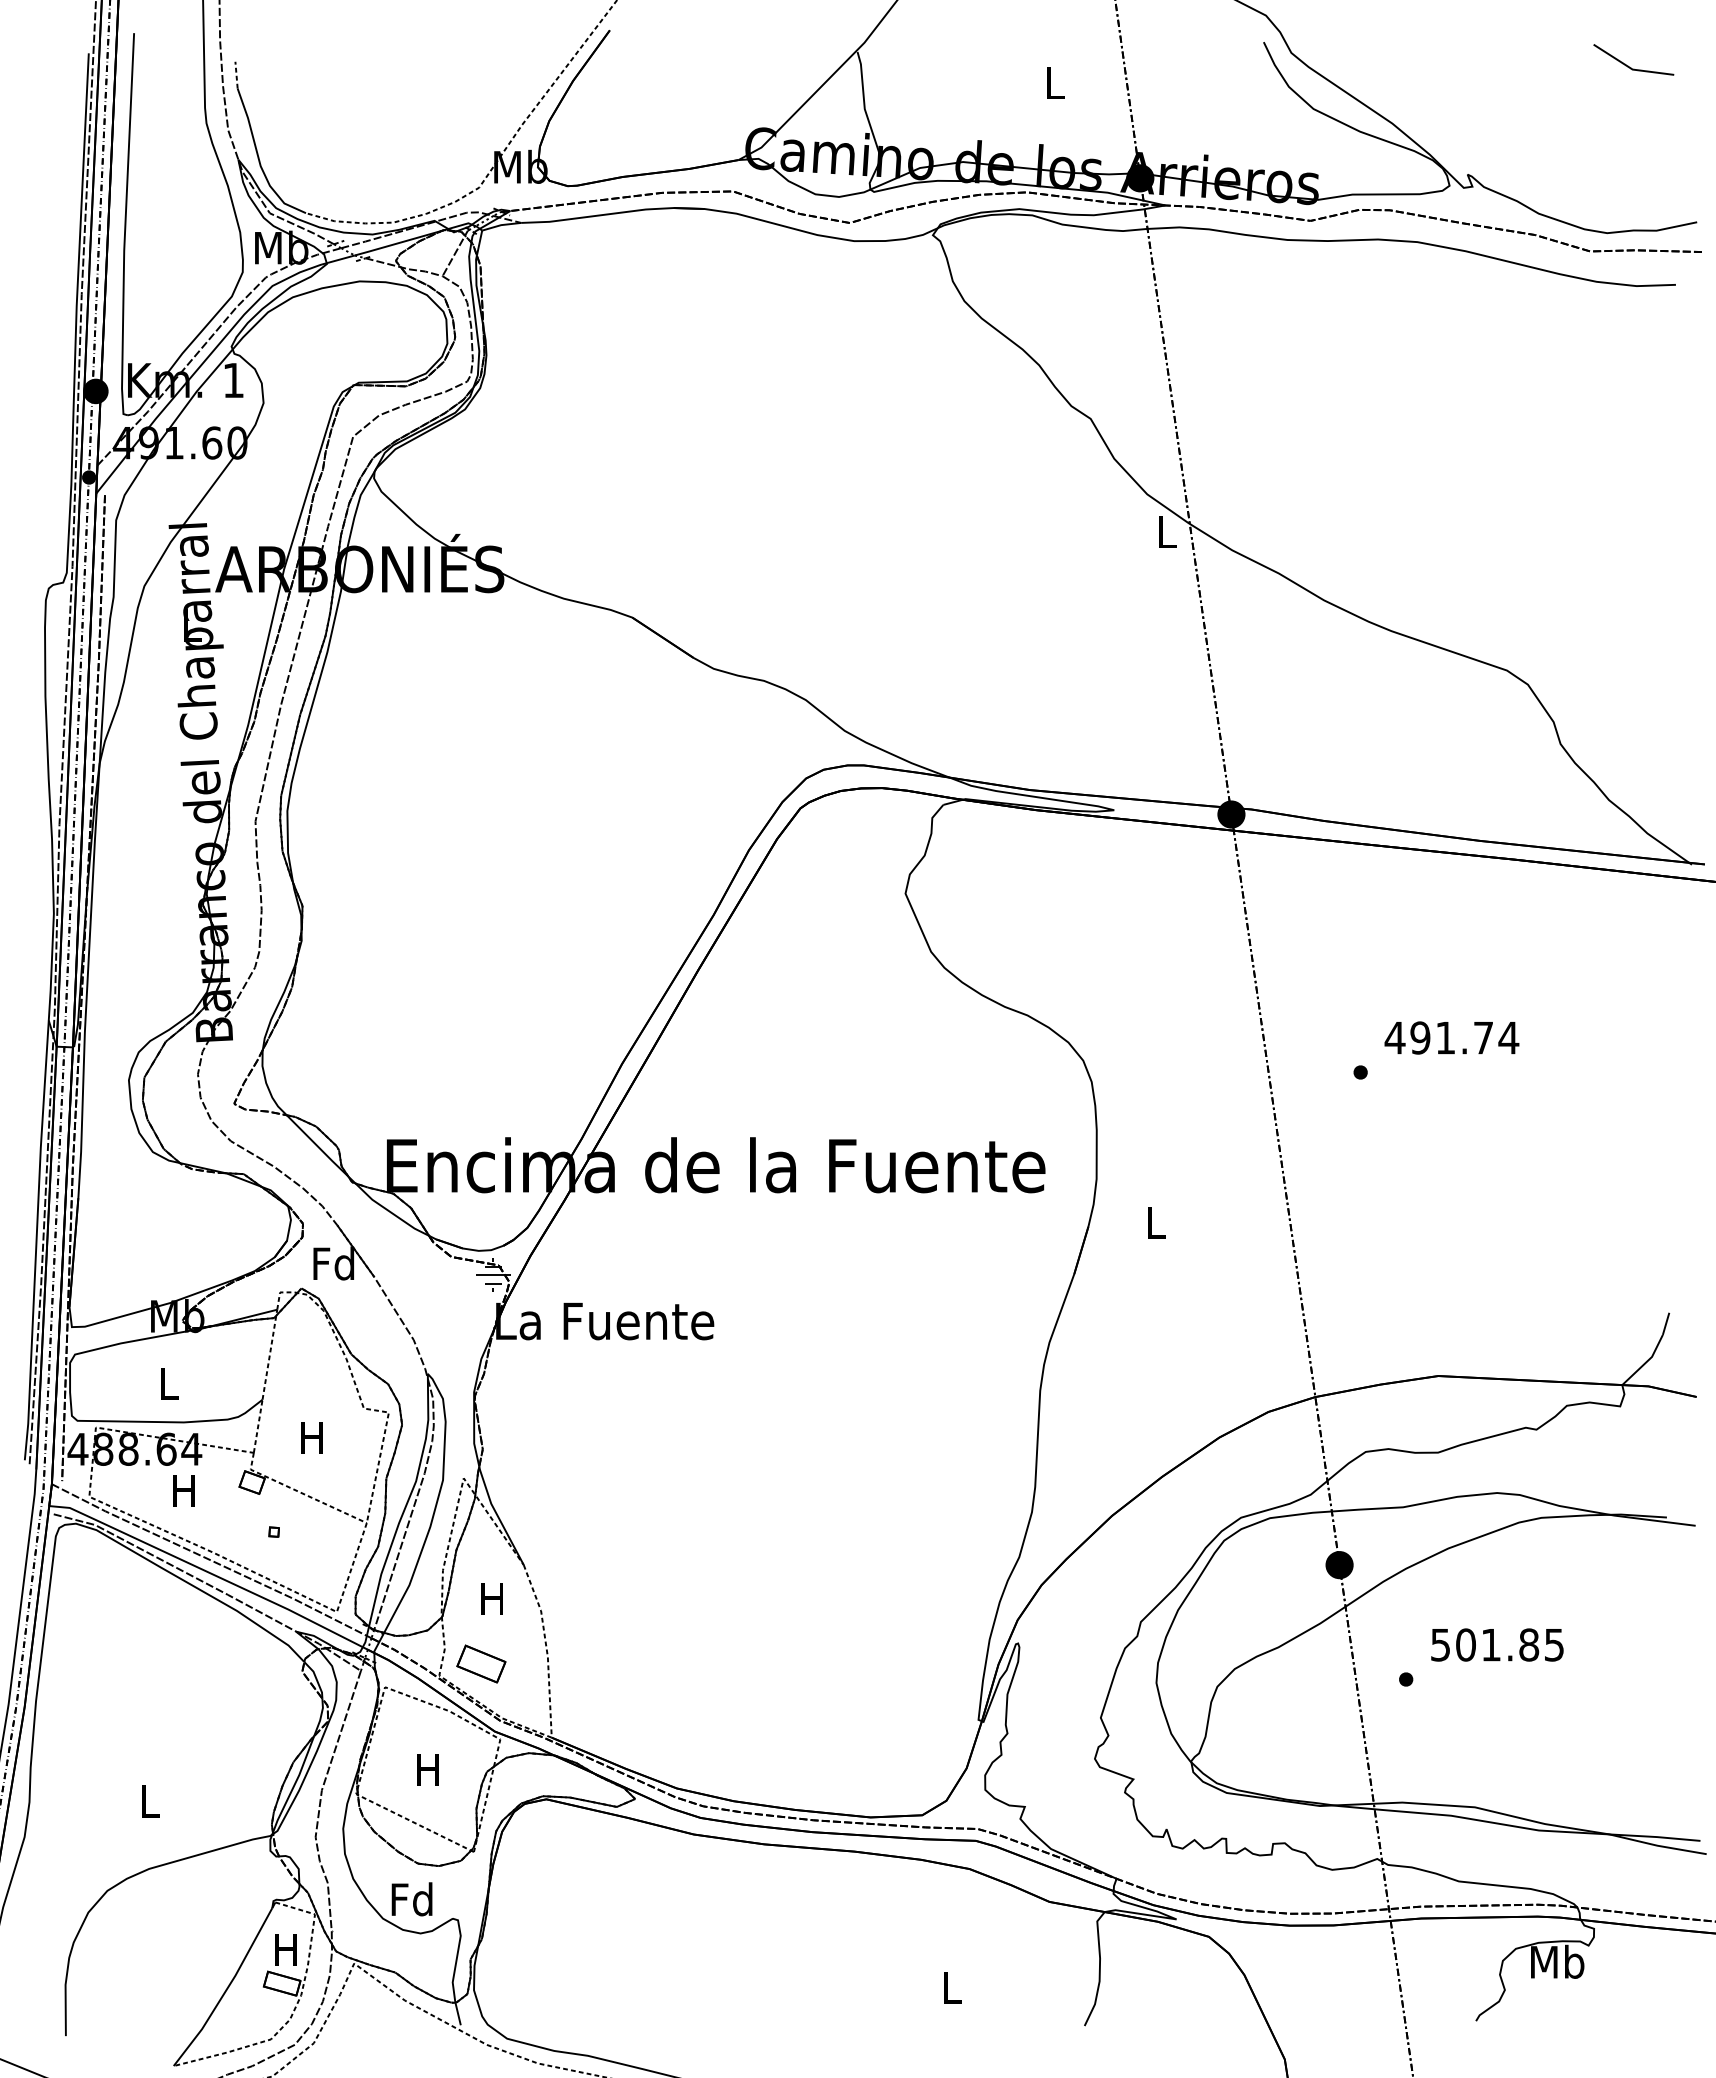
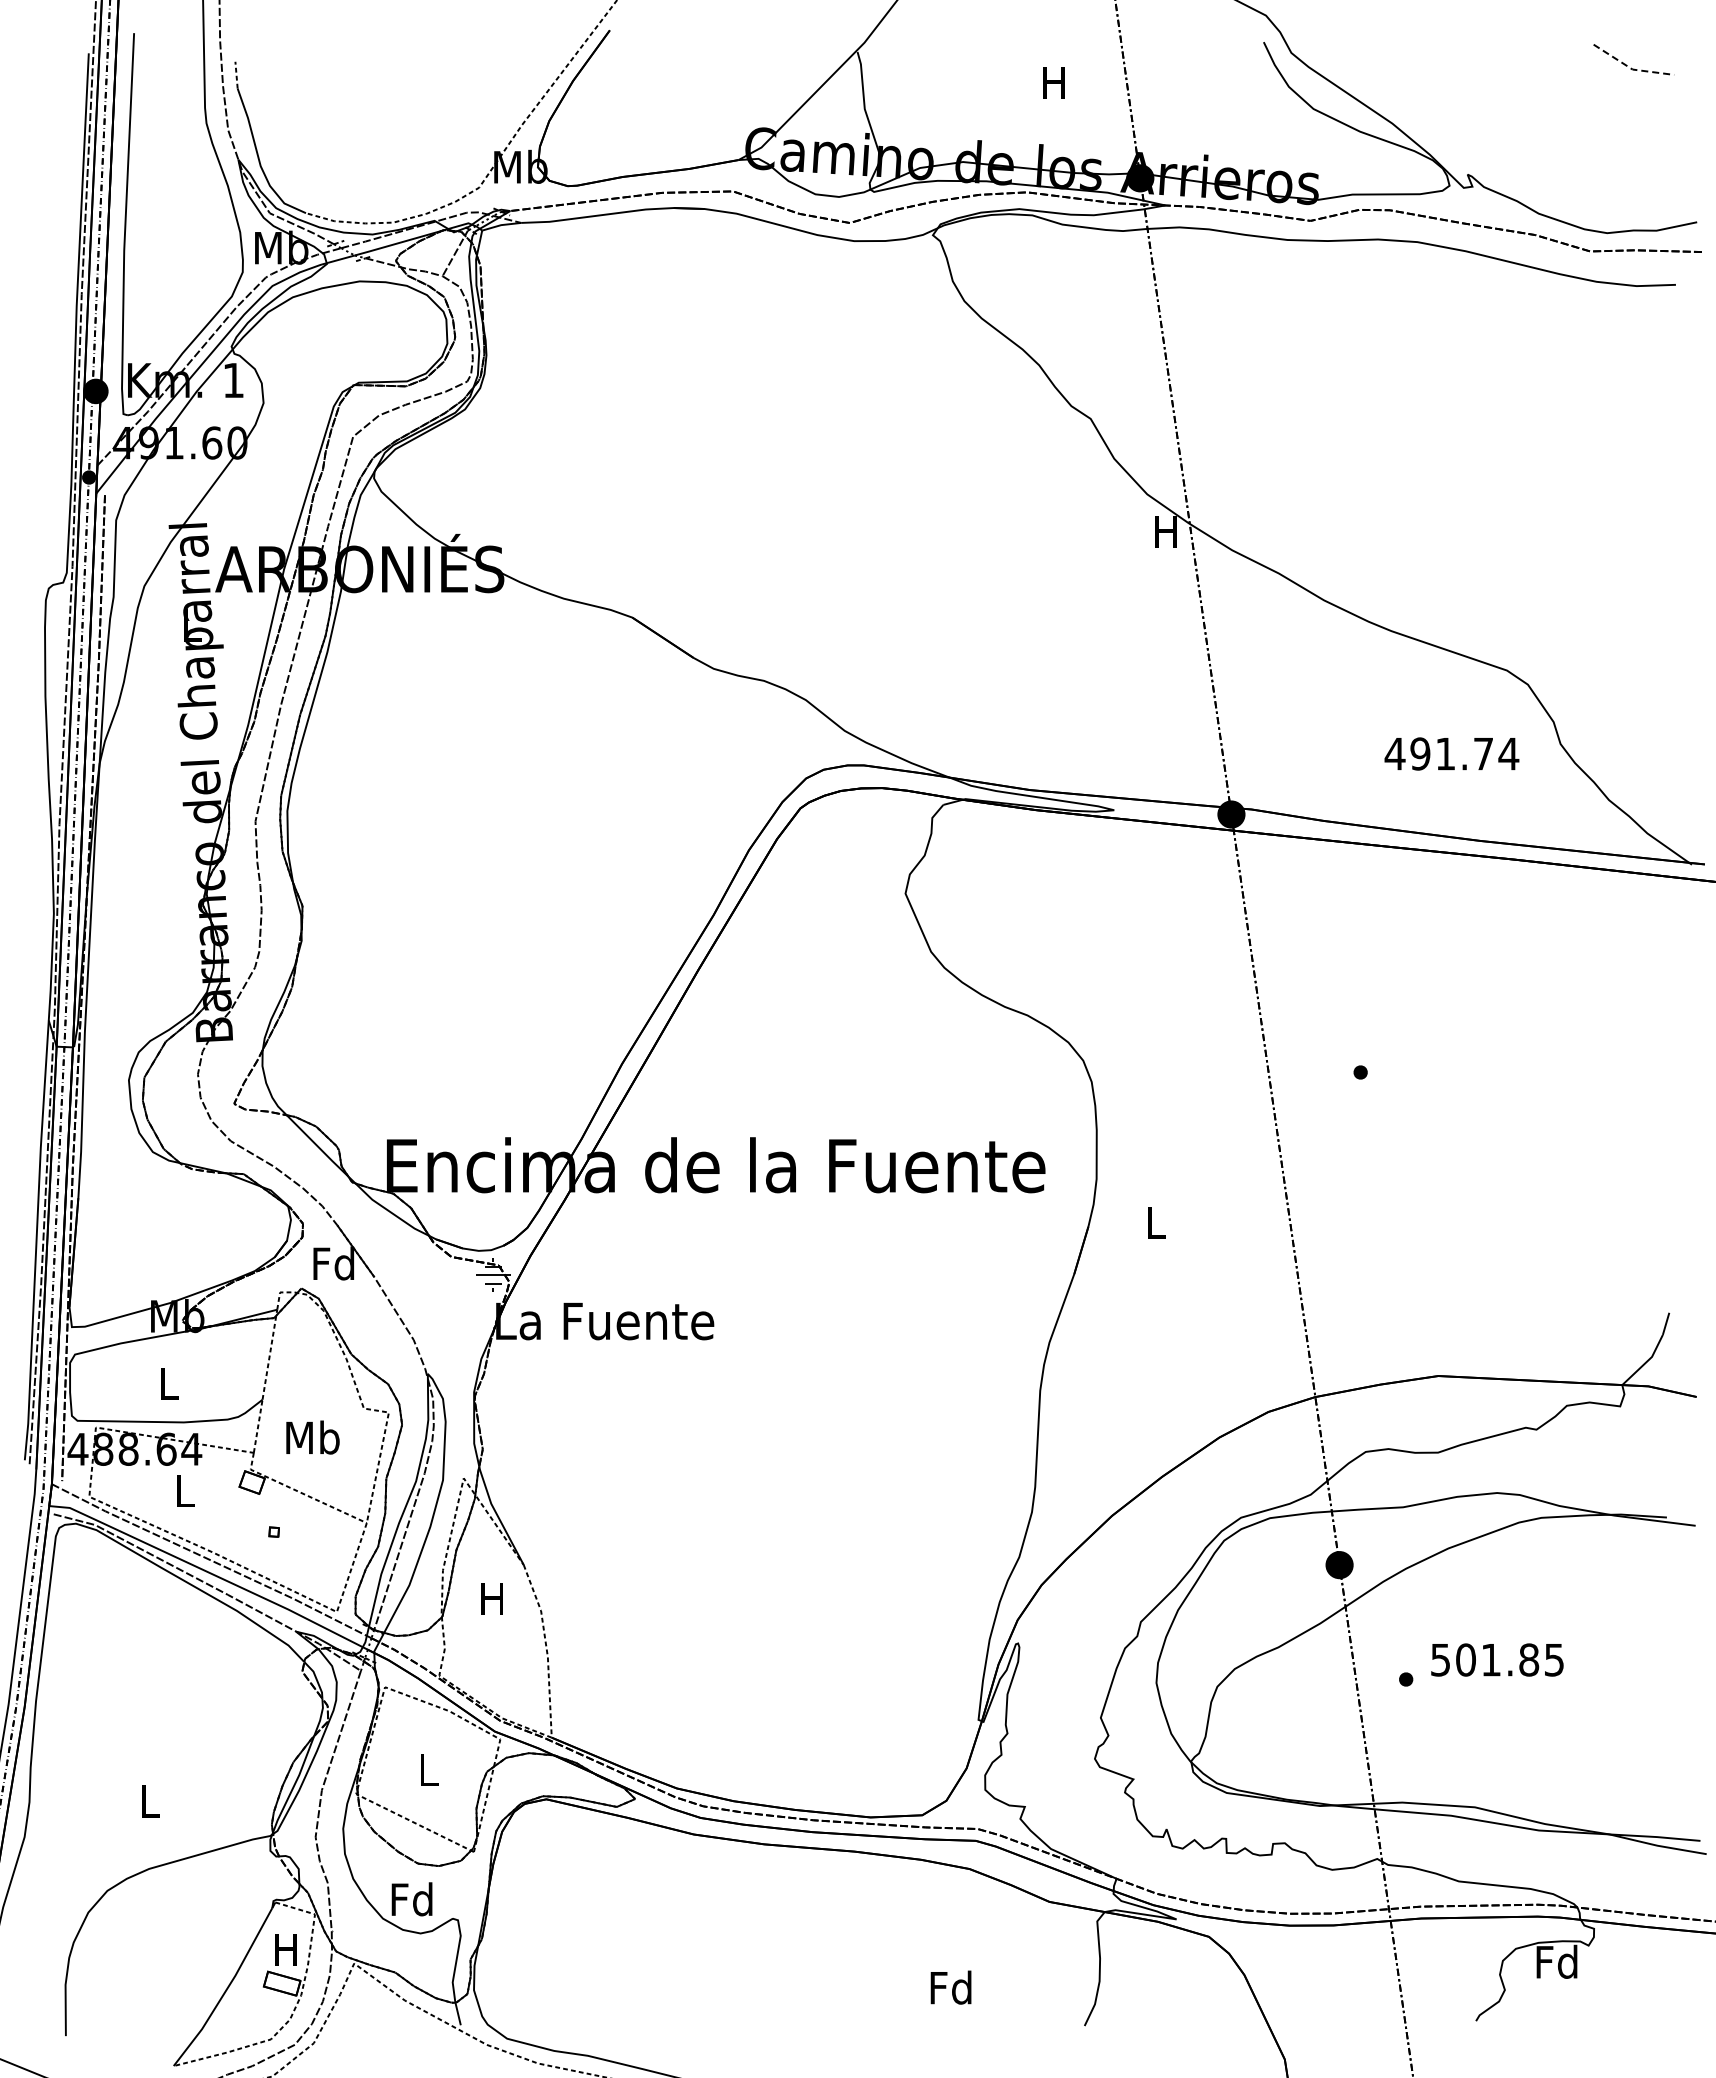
line: solid -> dashed (1631, 68)
text: L -> H (1053, 82)
text: L -> H (1165, 531)
text position: (1451, 1037) -> (1451, 753) (1451, 753)
text: H -> Mb (312, 1437)
text: H -> L (183, 1490)
text position: (1497, 1644) -> (1497, 1659) (1497, 1659)
part: present -> none (481, 1663)
text: H -> L (427, 1769)
text: Mb -> Fd (1557, 1961)
text: L -> Fd (950, 1987)
